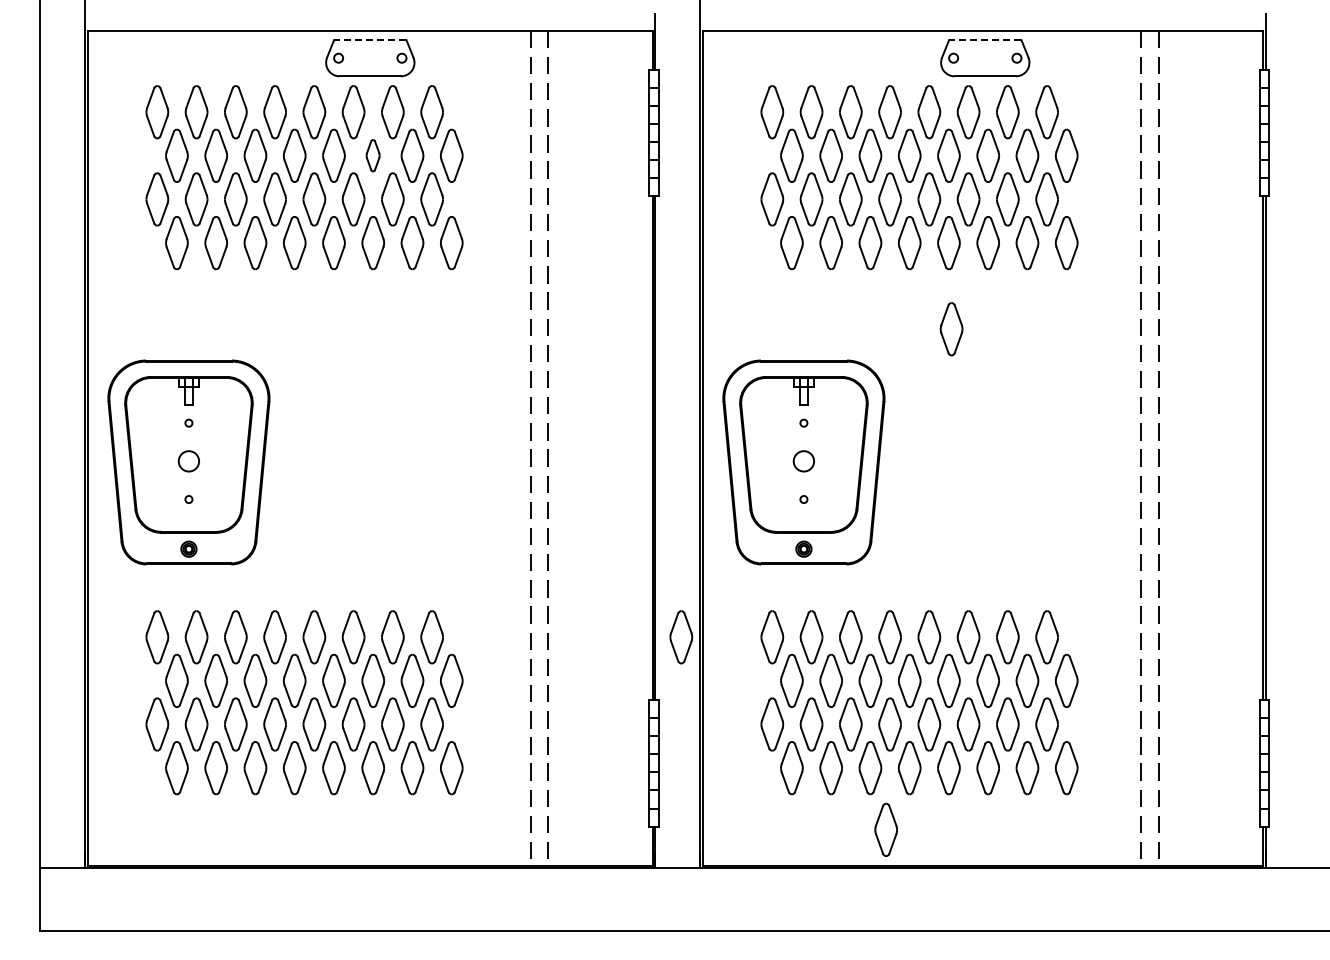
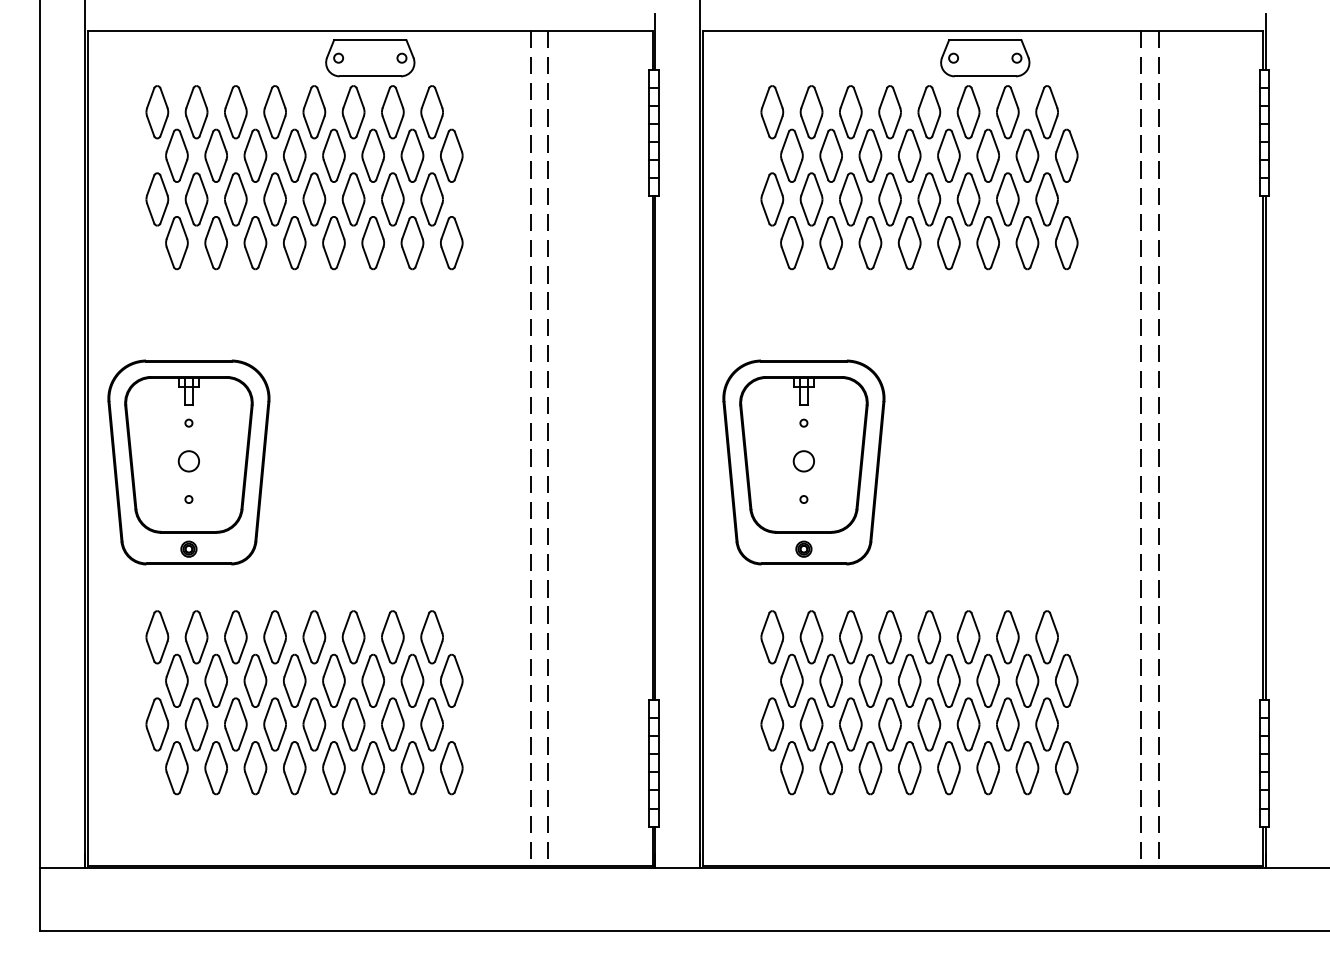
line: dashed -> solid (369, 40)
line: dashed -> solid (984, 40)
part size: 16x34 px -> 24x55 px (372, 155)
part: present -> none (951, 329)
part: present -> none (681, 637)
part: present -> none (885, 829)
